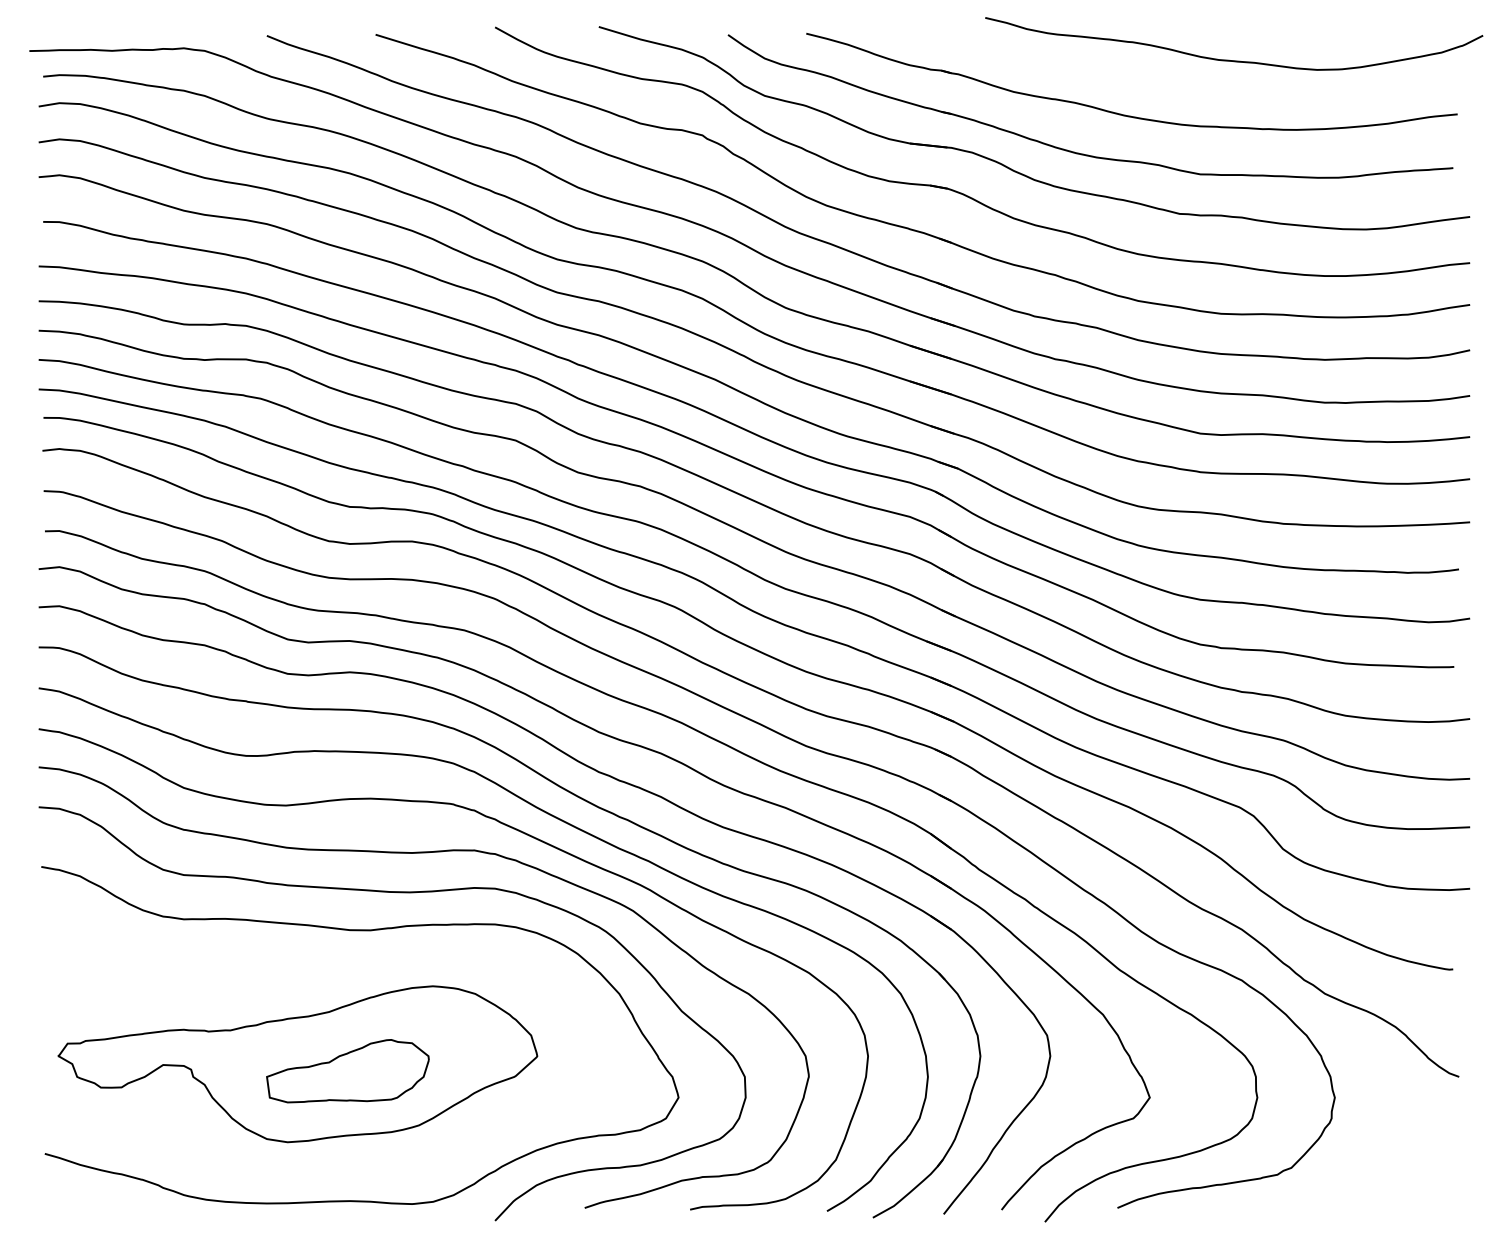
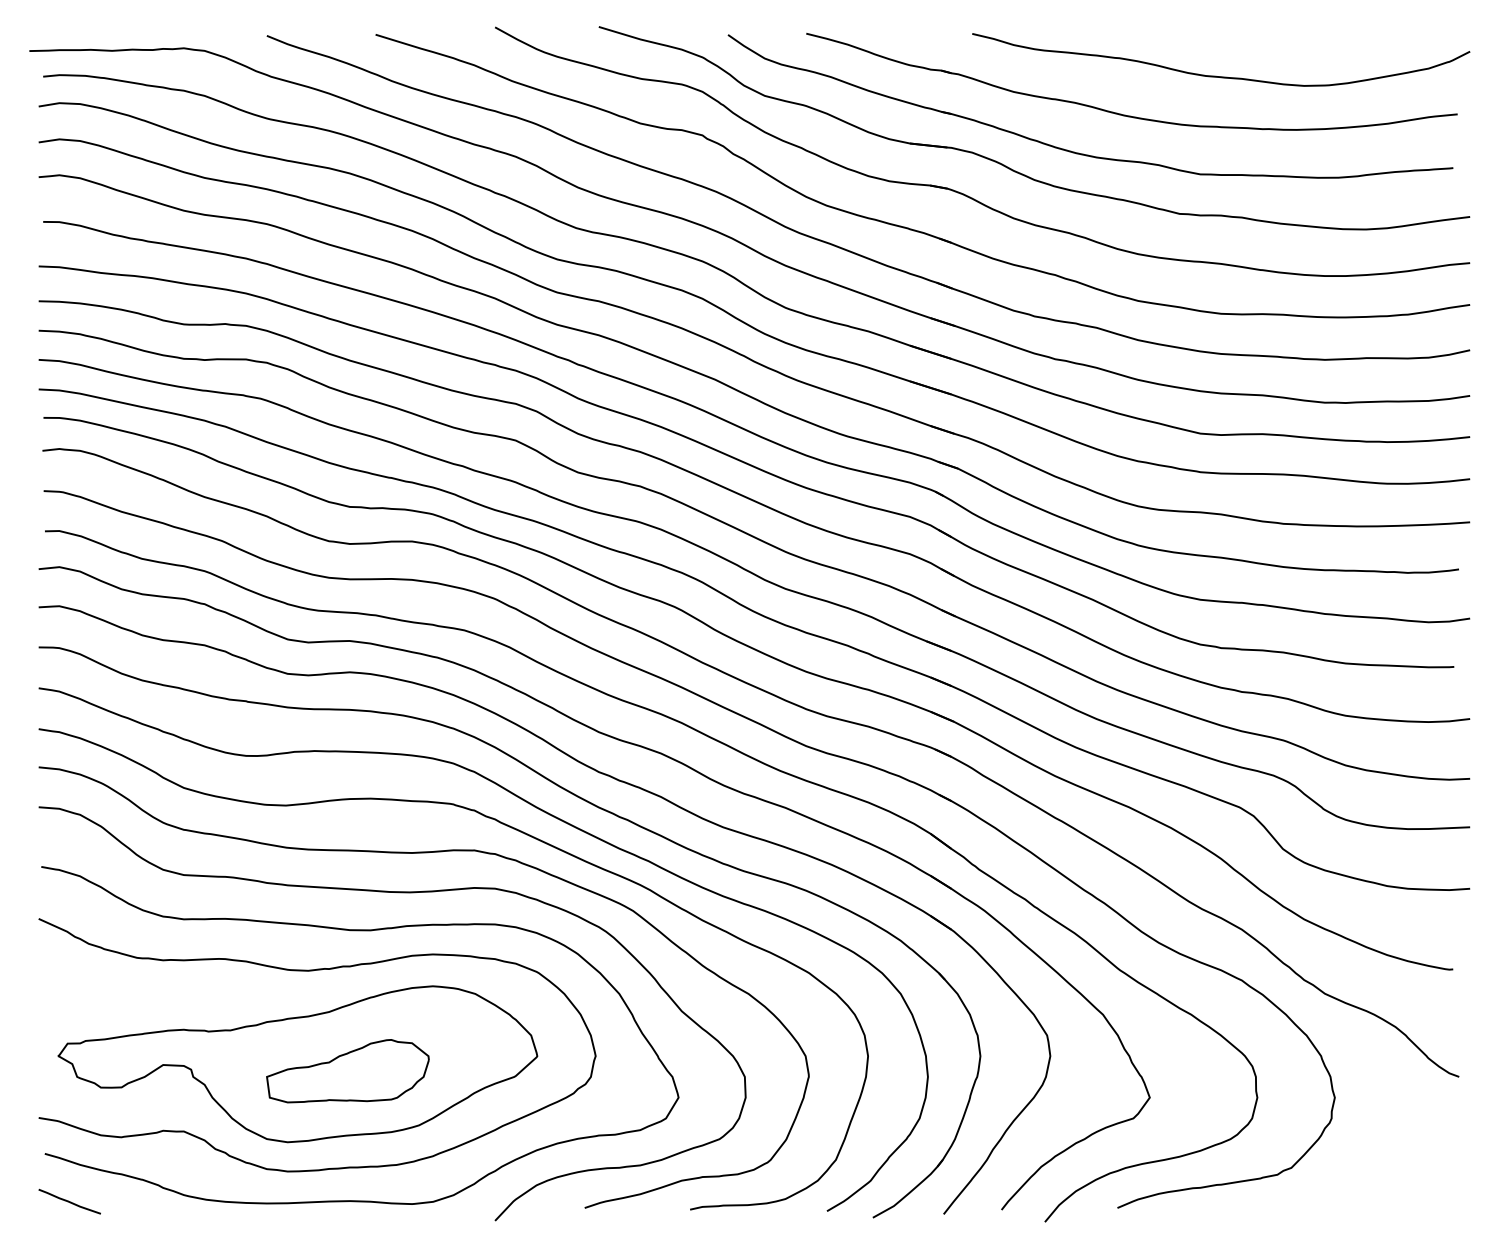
curve position: (1229, 59) -> (1216, 75) (1216, 75)
curve: none -> present (313, 971)
line: none -> present (69, 1201)
